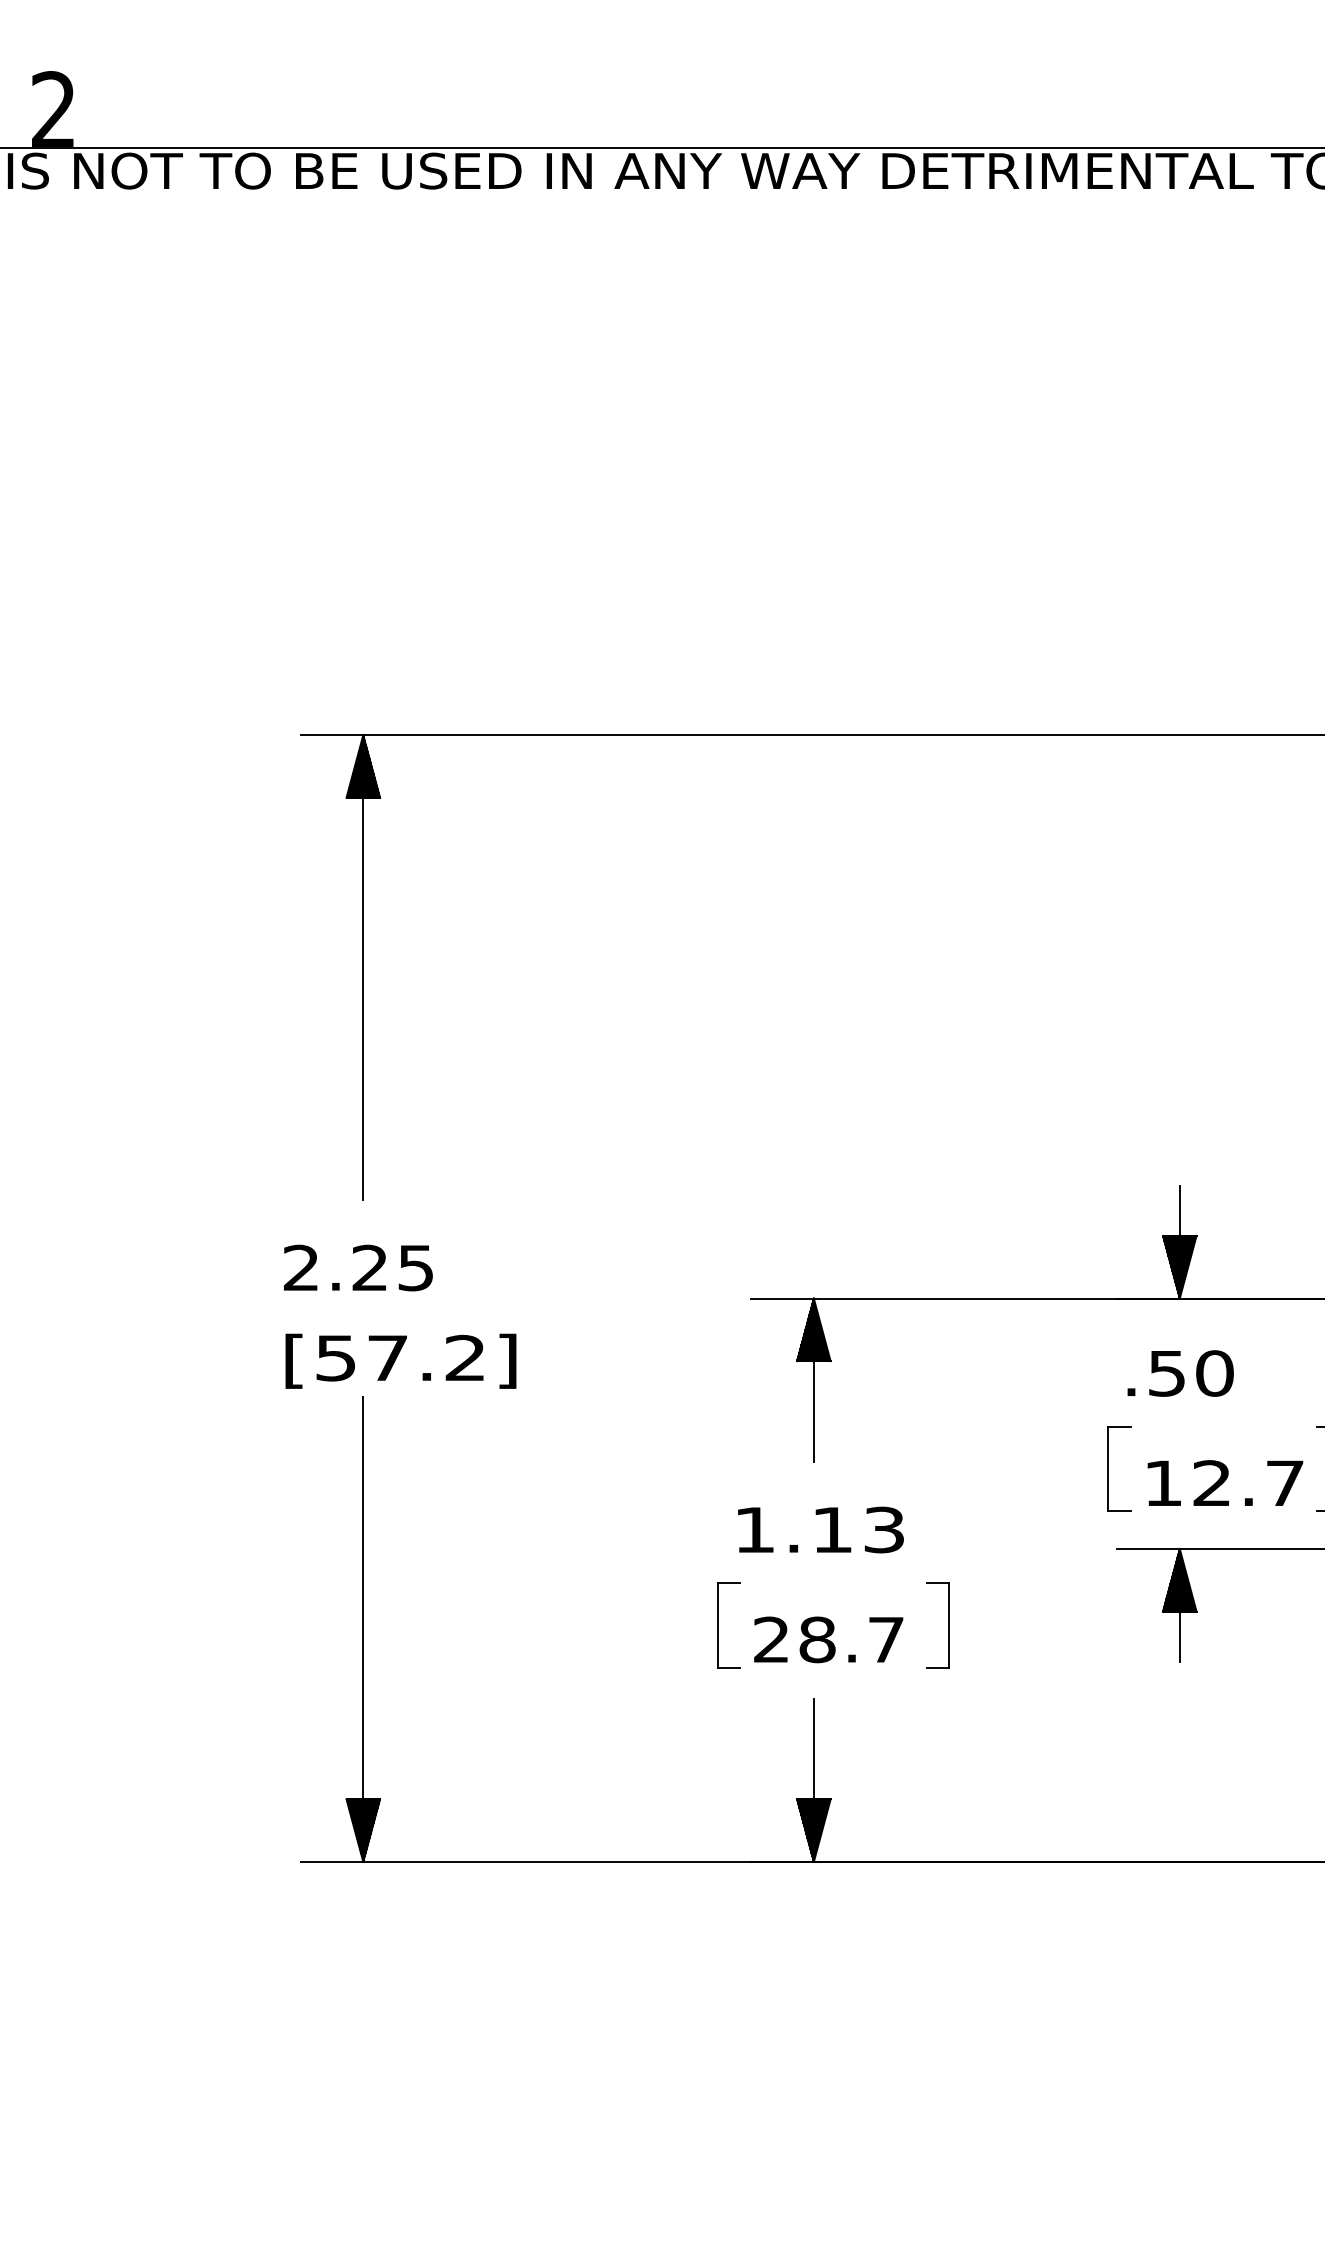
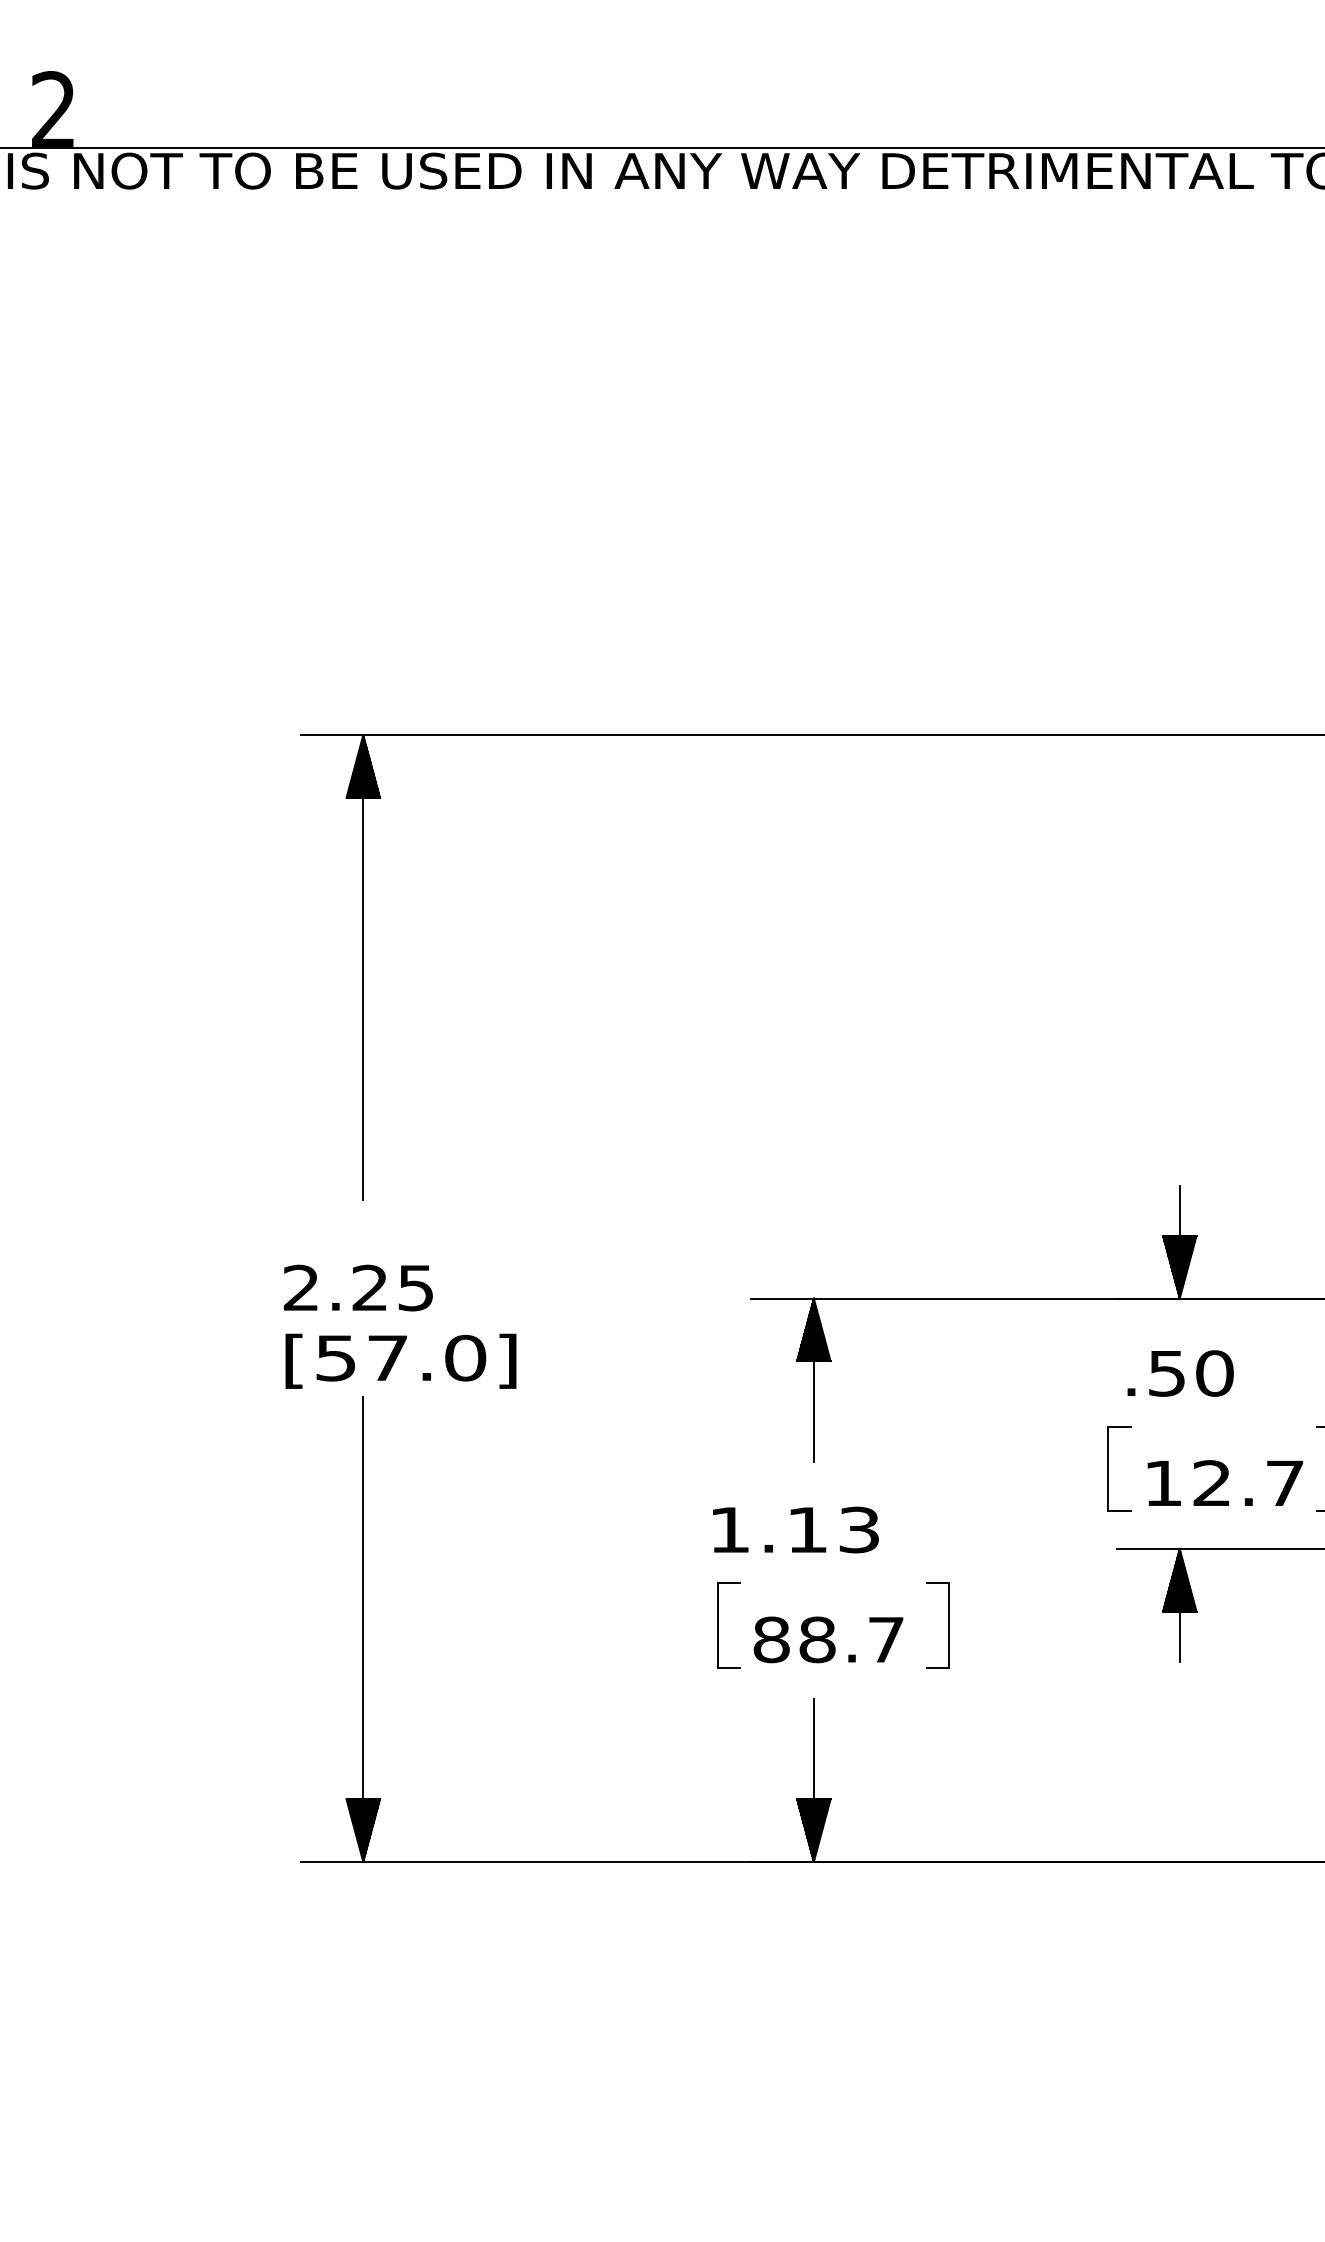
text position: (358, 1267) -> (358, 1287) (358, 1287)
text: [57.2] -> [57.0] (465, 1357)
text position: (820, 1529) -> (795, 1529) (795, 1529)
text: 28.7 -> 88.7 (771, 1639)
